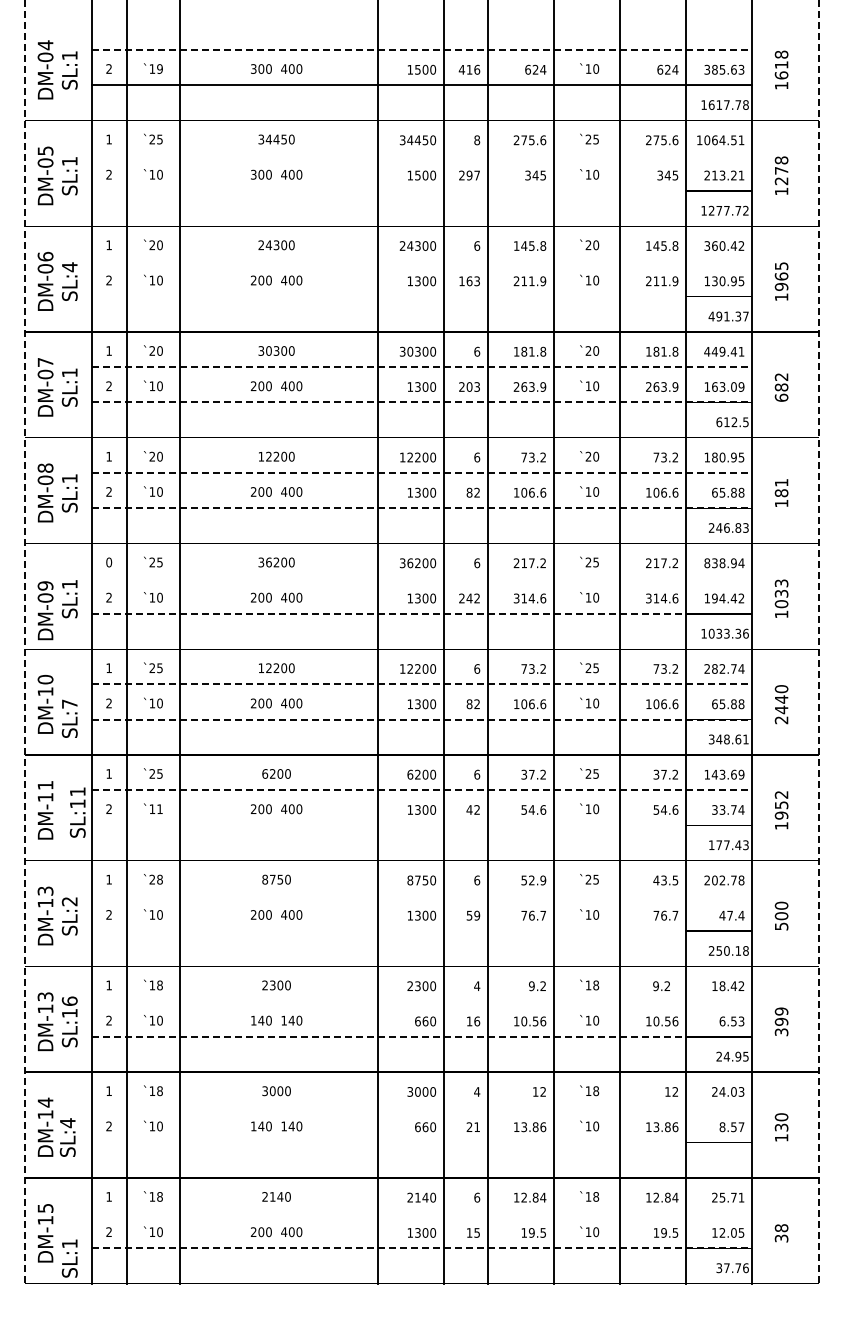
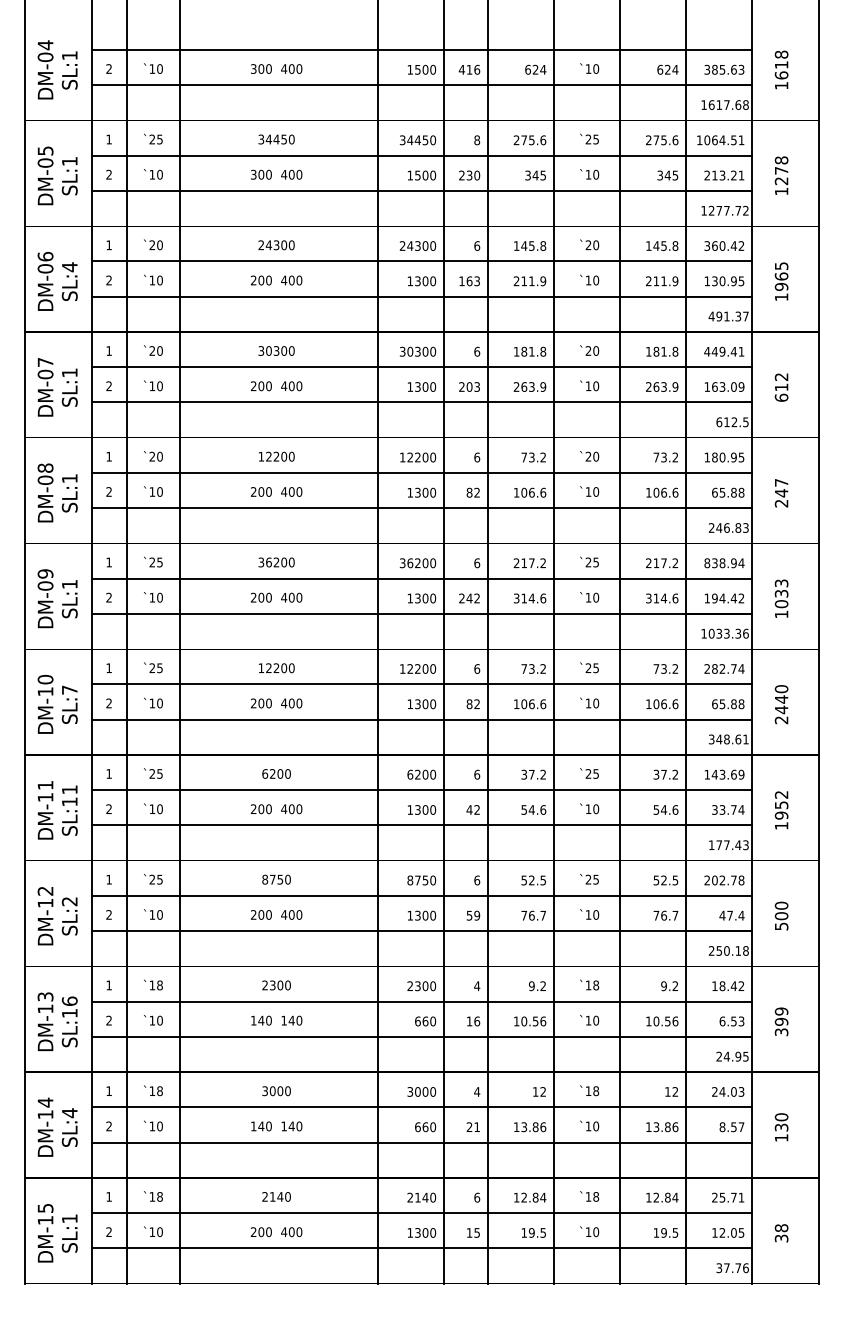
line: dashed -> solid (422, 50)
text: `19 -> `10 (159, 68)
text: 1617.78 -> 1617.68 (738, 104)
line: none -> present (421, 155)
text: 297 -> 230 (473, 175)
line: none -> present (421, 190)
line: none -> present (421, 261)
line: none -> present (421, 296)
line: dashed -> solid (422, 367)
text: 682 -> 612 (781, 387)
line: dashed -> solid (422, 402)
line: dashed -> solid (422, 472)
text: 181 -> 247 (781, 493)
line: dashed -> solid (422, 508)
text: 0 -> 1 (109, 562)
line: none -> present (421, 578)
text position: (45, 610) -> (45, 598) (45, 598)
line: dashed -> solid (422, 613)
line: dashed -> solid (25, 642)
line: dashed -> solid (818, 642)
line: dashed -> solid (422, 684)
text position: (69, 718) -> (69, 704) (69, 704)
line: dashed -> solid (422, 719)
line: dashed -> solid (422, 790)
text: `11 -> `10 (159, 809)
text position: (77, 812) -> (69, 810) (69, 810)
line: none -> present (421, 825)
text: `28 -> `25 (159, 879)
text: 52.9 -> 52.5 (543, 880)
text: 43.5 -> 52.5 (659, 880)
text: DM-13 -> DM-12 (45, 890)
line: none -> present (421, 895)
line: none -> present (421, 931)
text position: (661, 986) -> (669, 986) (669, 986)
line: none -> present (421, 1001)
line: dashed -> solid (422, 1036)
line: none -> present (421, 1107)
text position: (67, 1137) -> (69, 1127) (69, 1127)
line: none -> present (421, 1142)
line: none -> present (421, 1213)
line: dashed -> solid (422, 1248)
text position: (69, 1258) -> (69, 1233) (69, 1233)
